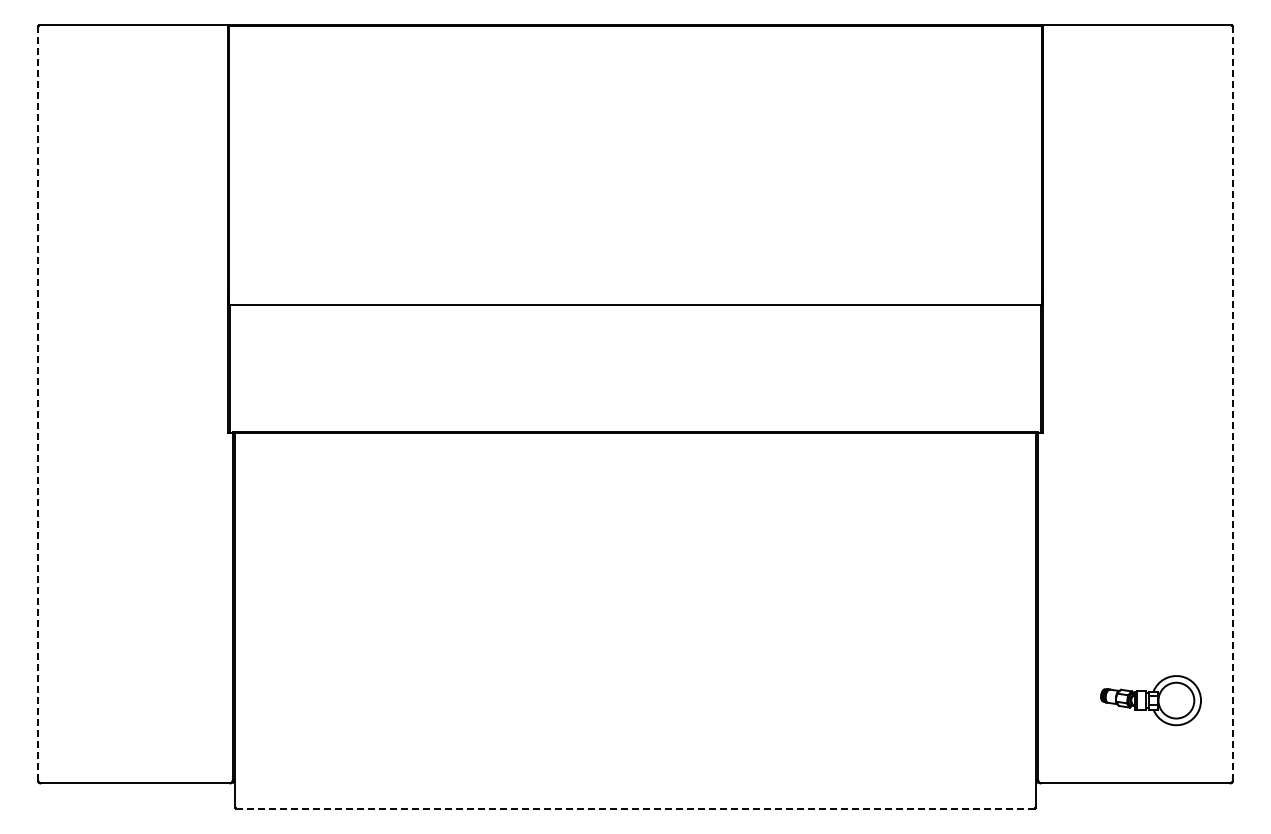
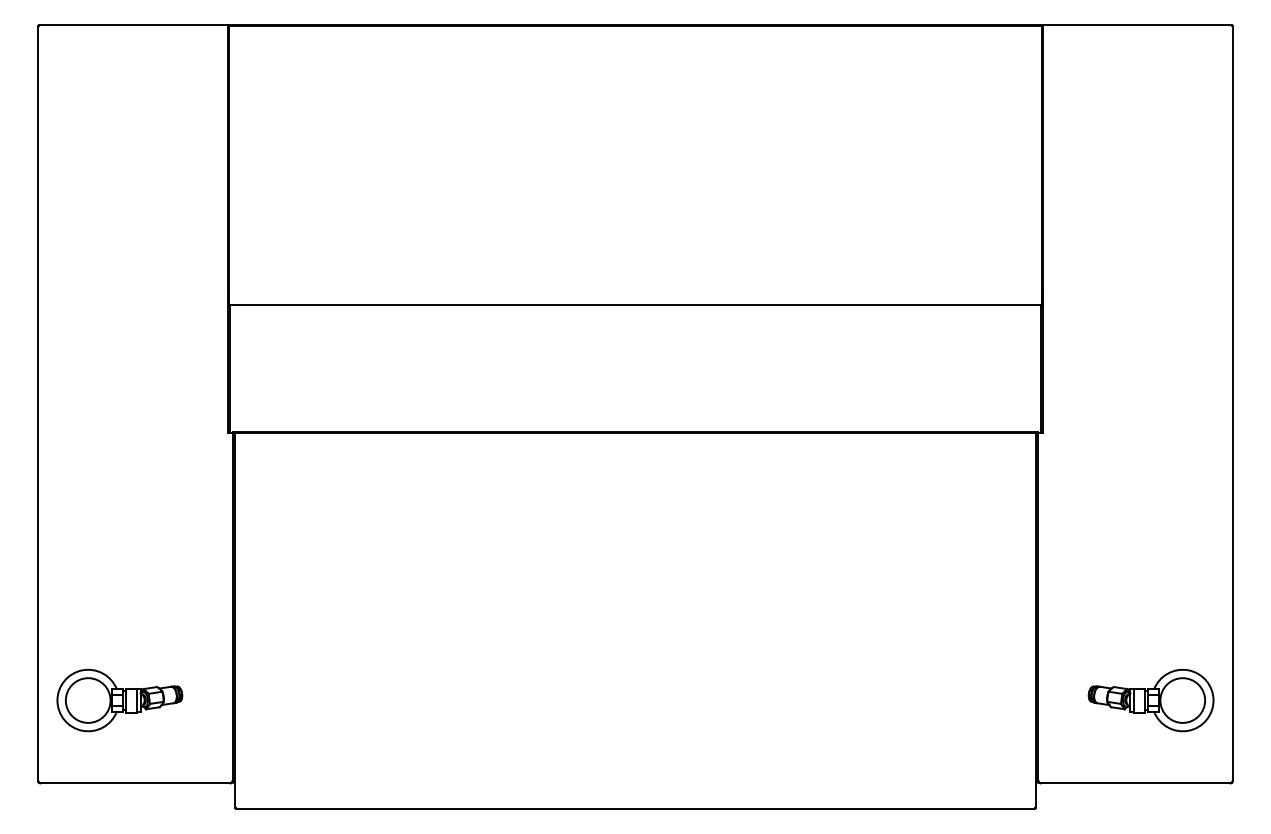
line: dashed -> solid (38, 402)
line: dashed -> solid (1232, 402)
part: none -> present (119, 700)
part size: 102x52 px -> 128x64 px (1150, 700)
line: dashed -> solid (635, 808)
